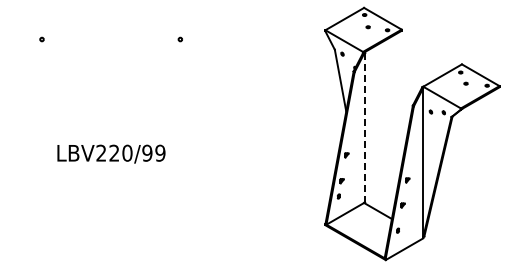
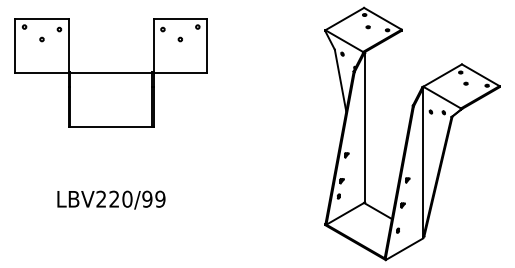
part: none -> present (110, 72)
line: dashed -> solid (365, 127)
text position: (111, 153) -> (111, 199) (111, 199)
